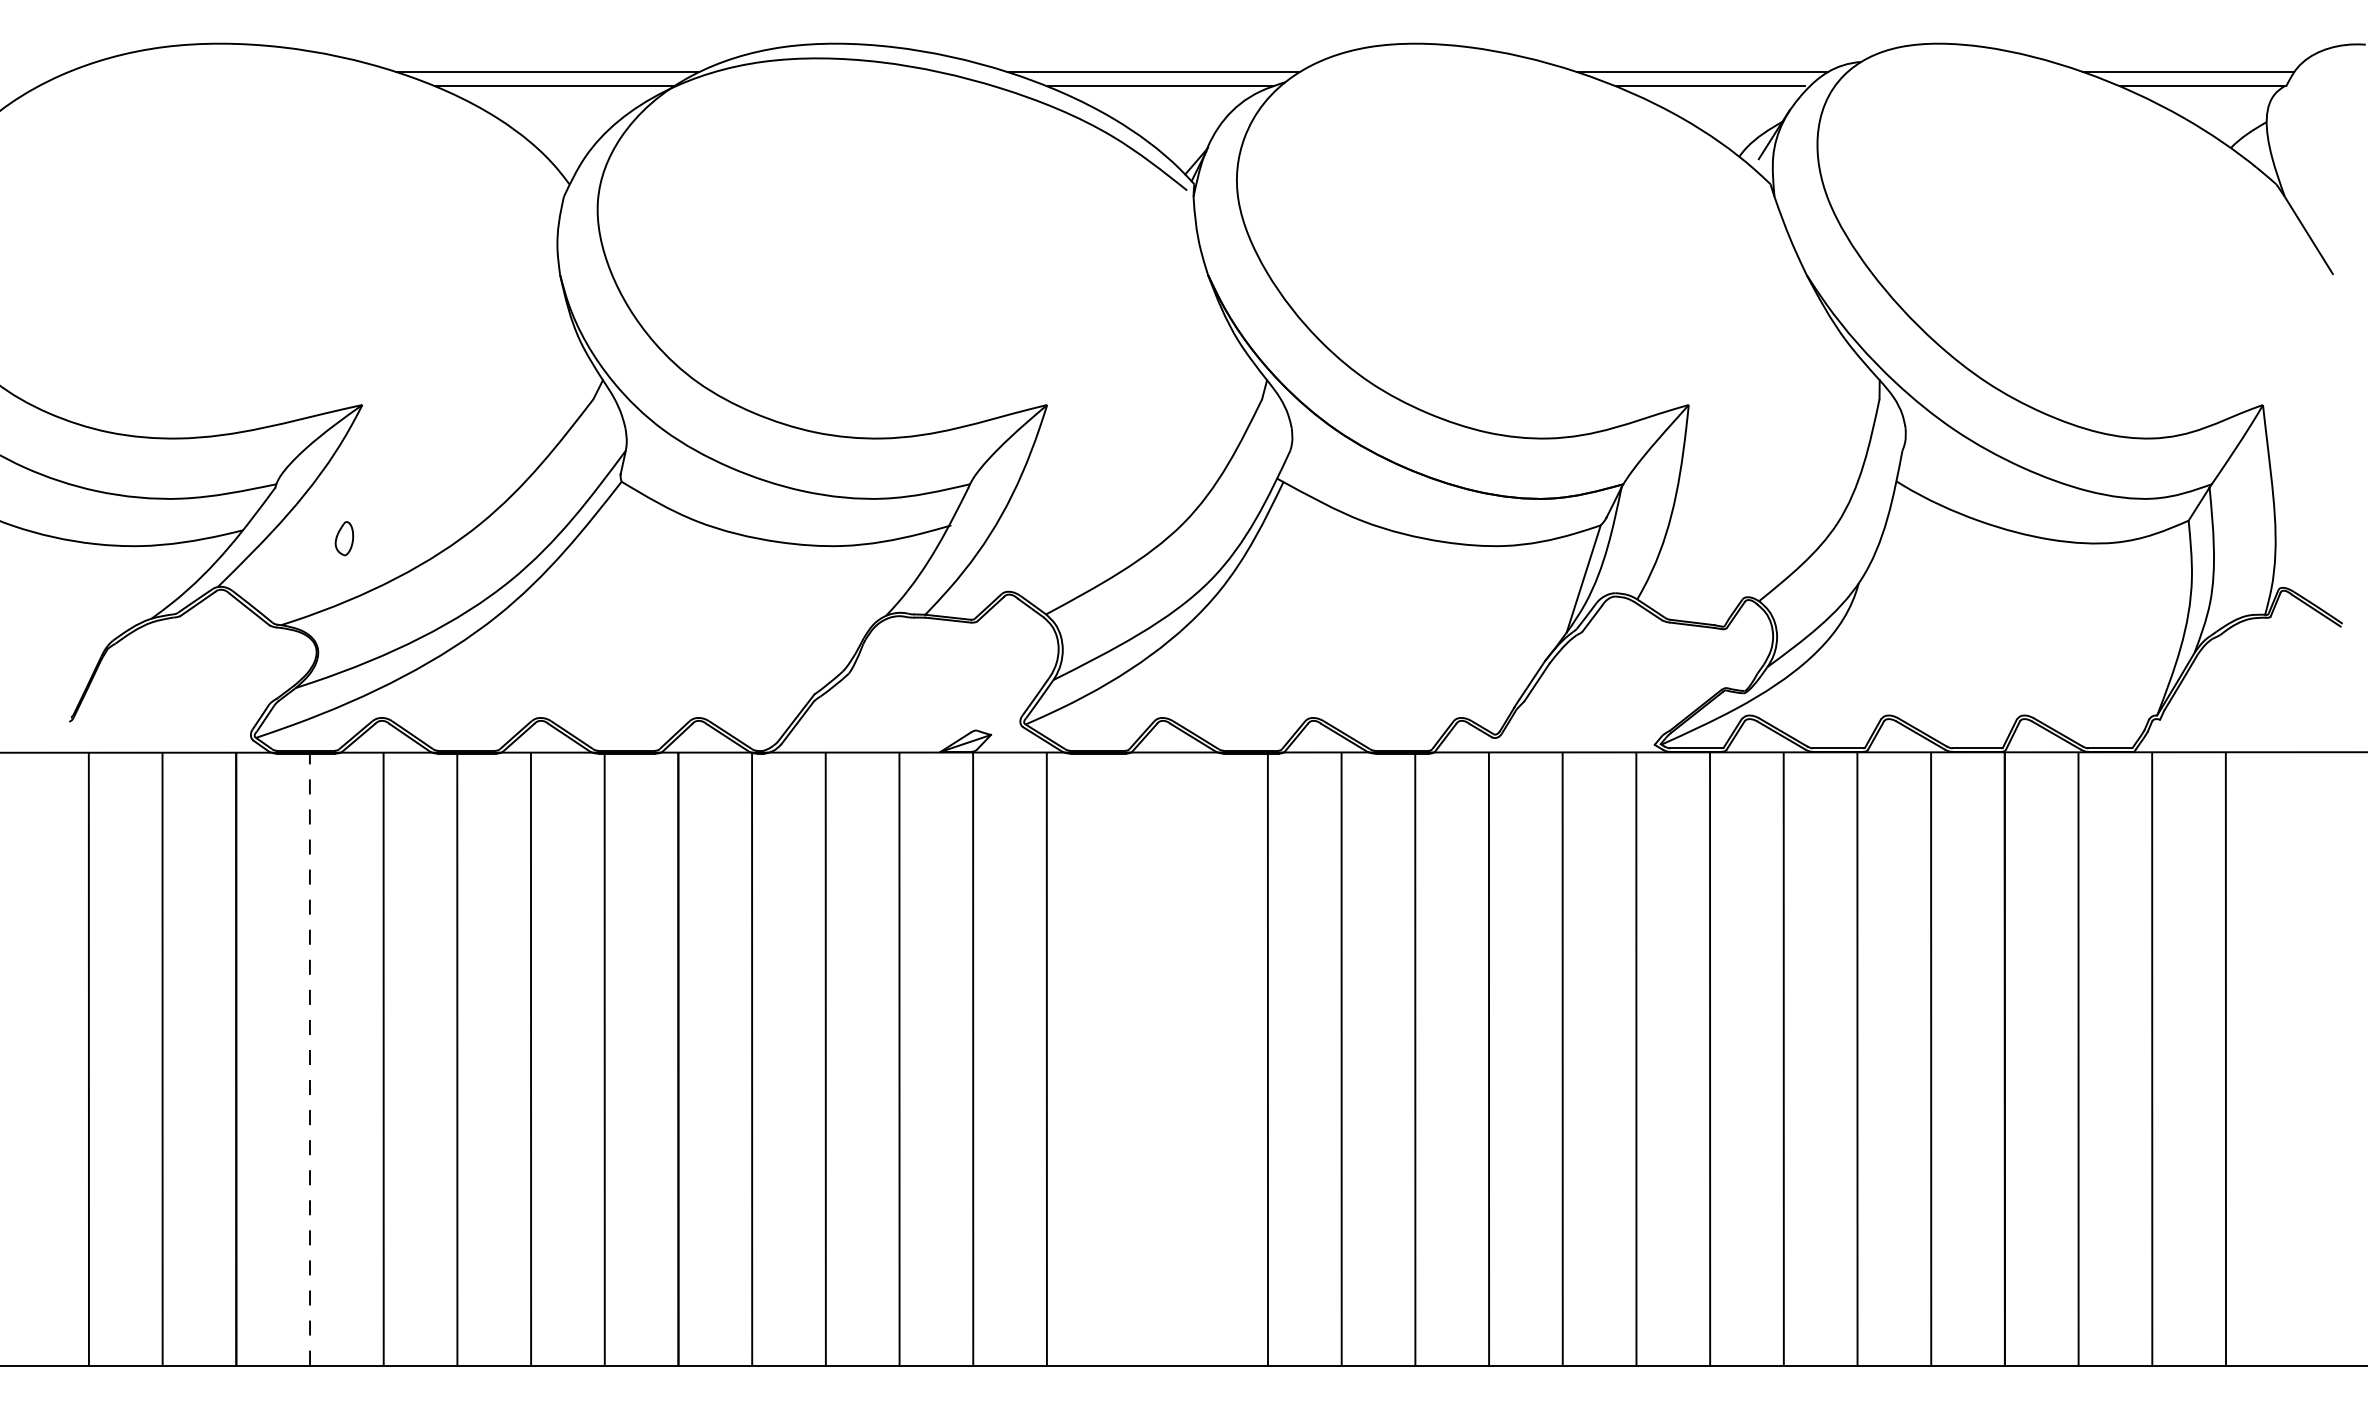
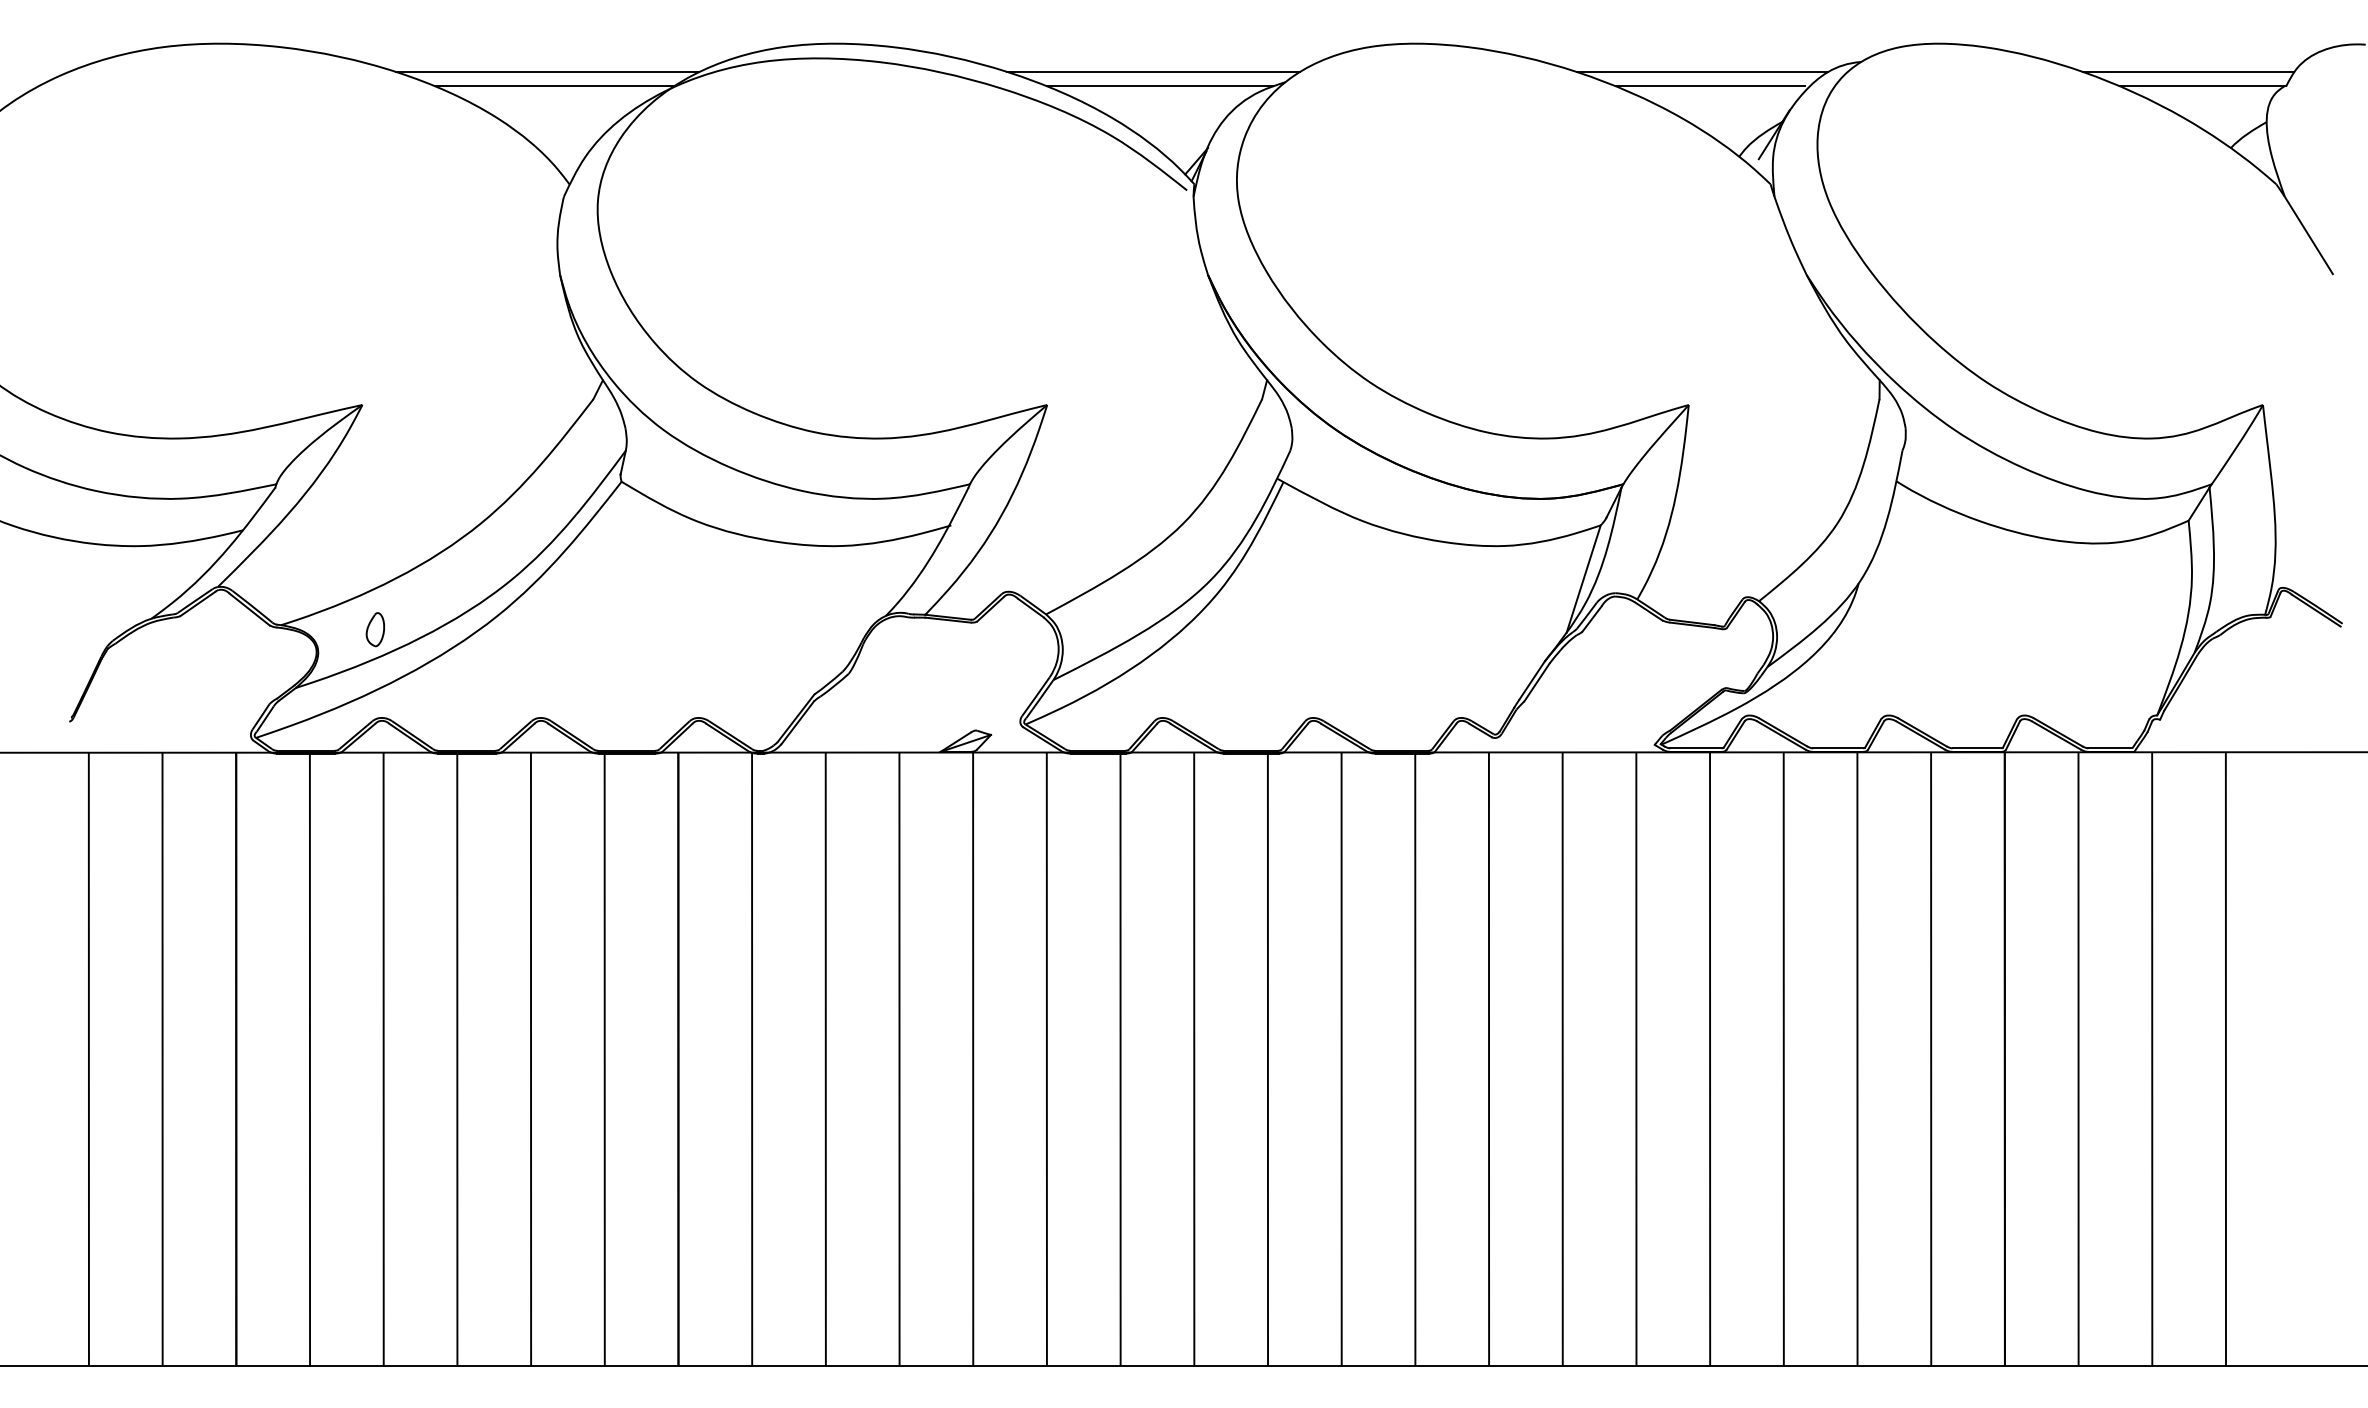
part position: (343, 538) -> (374, 629) (374, 629)
line: dashed -> solid (309, 1059)
line: none -> present (1120, 1059)
line: none -> present (1194, 1059)
